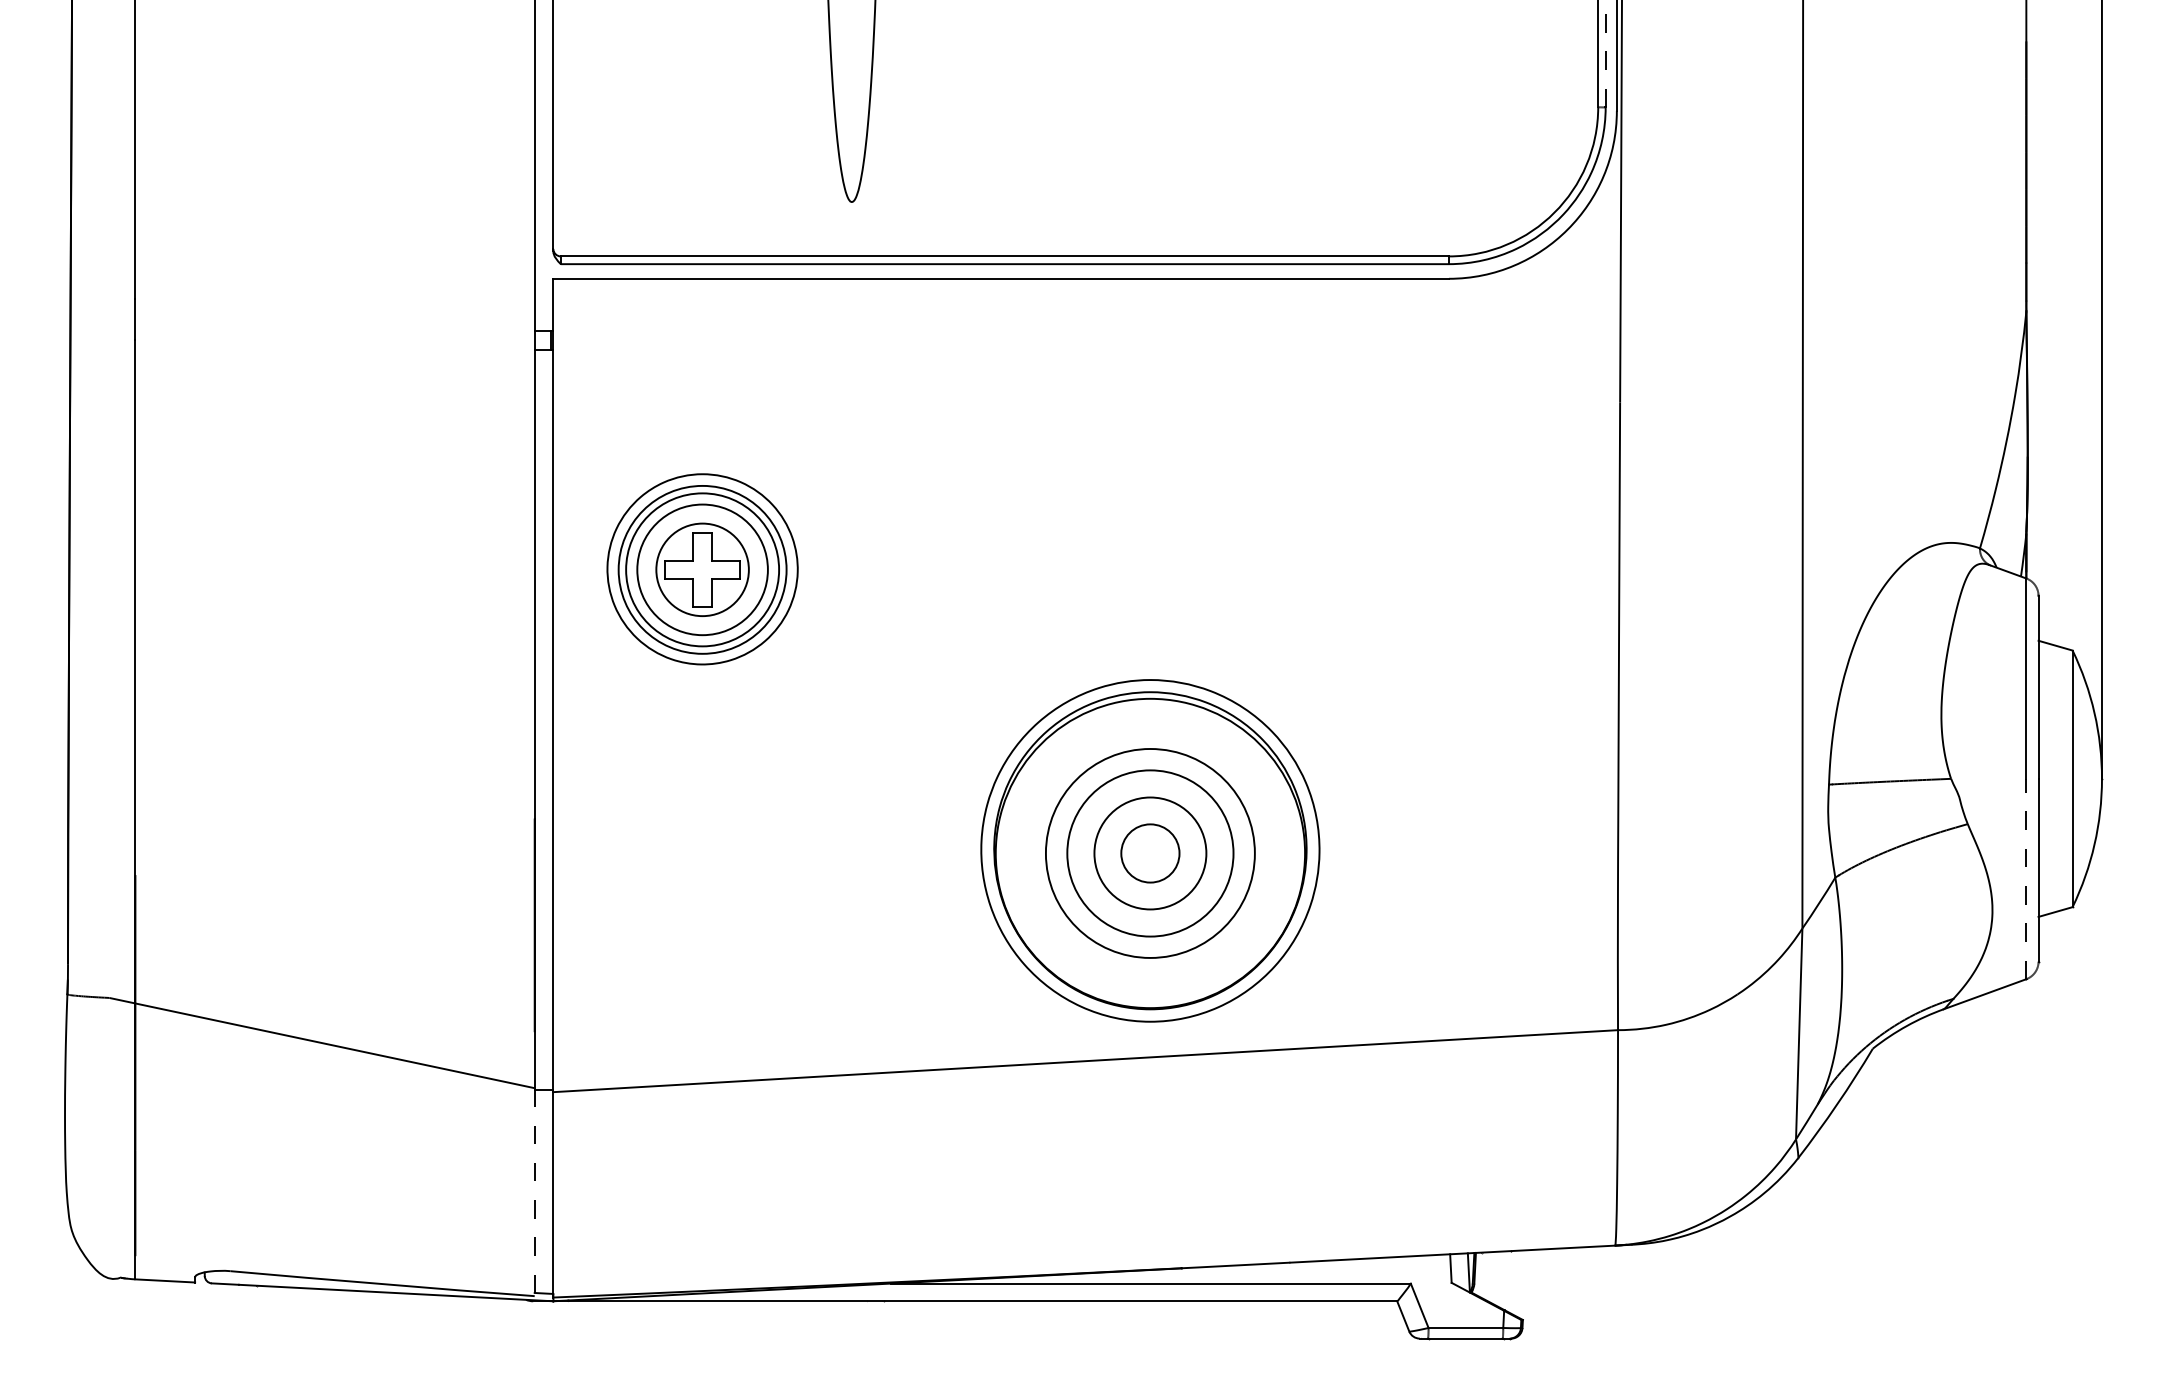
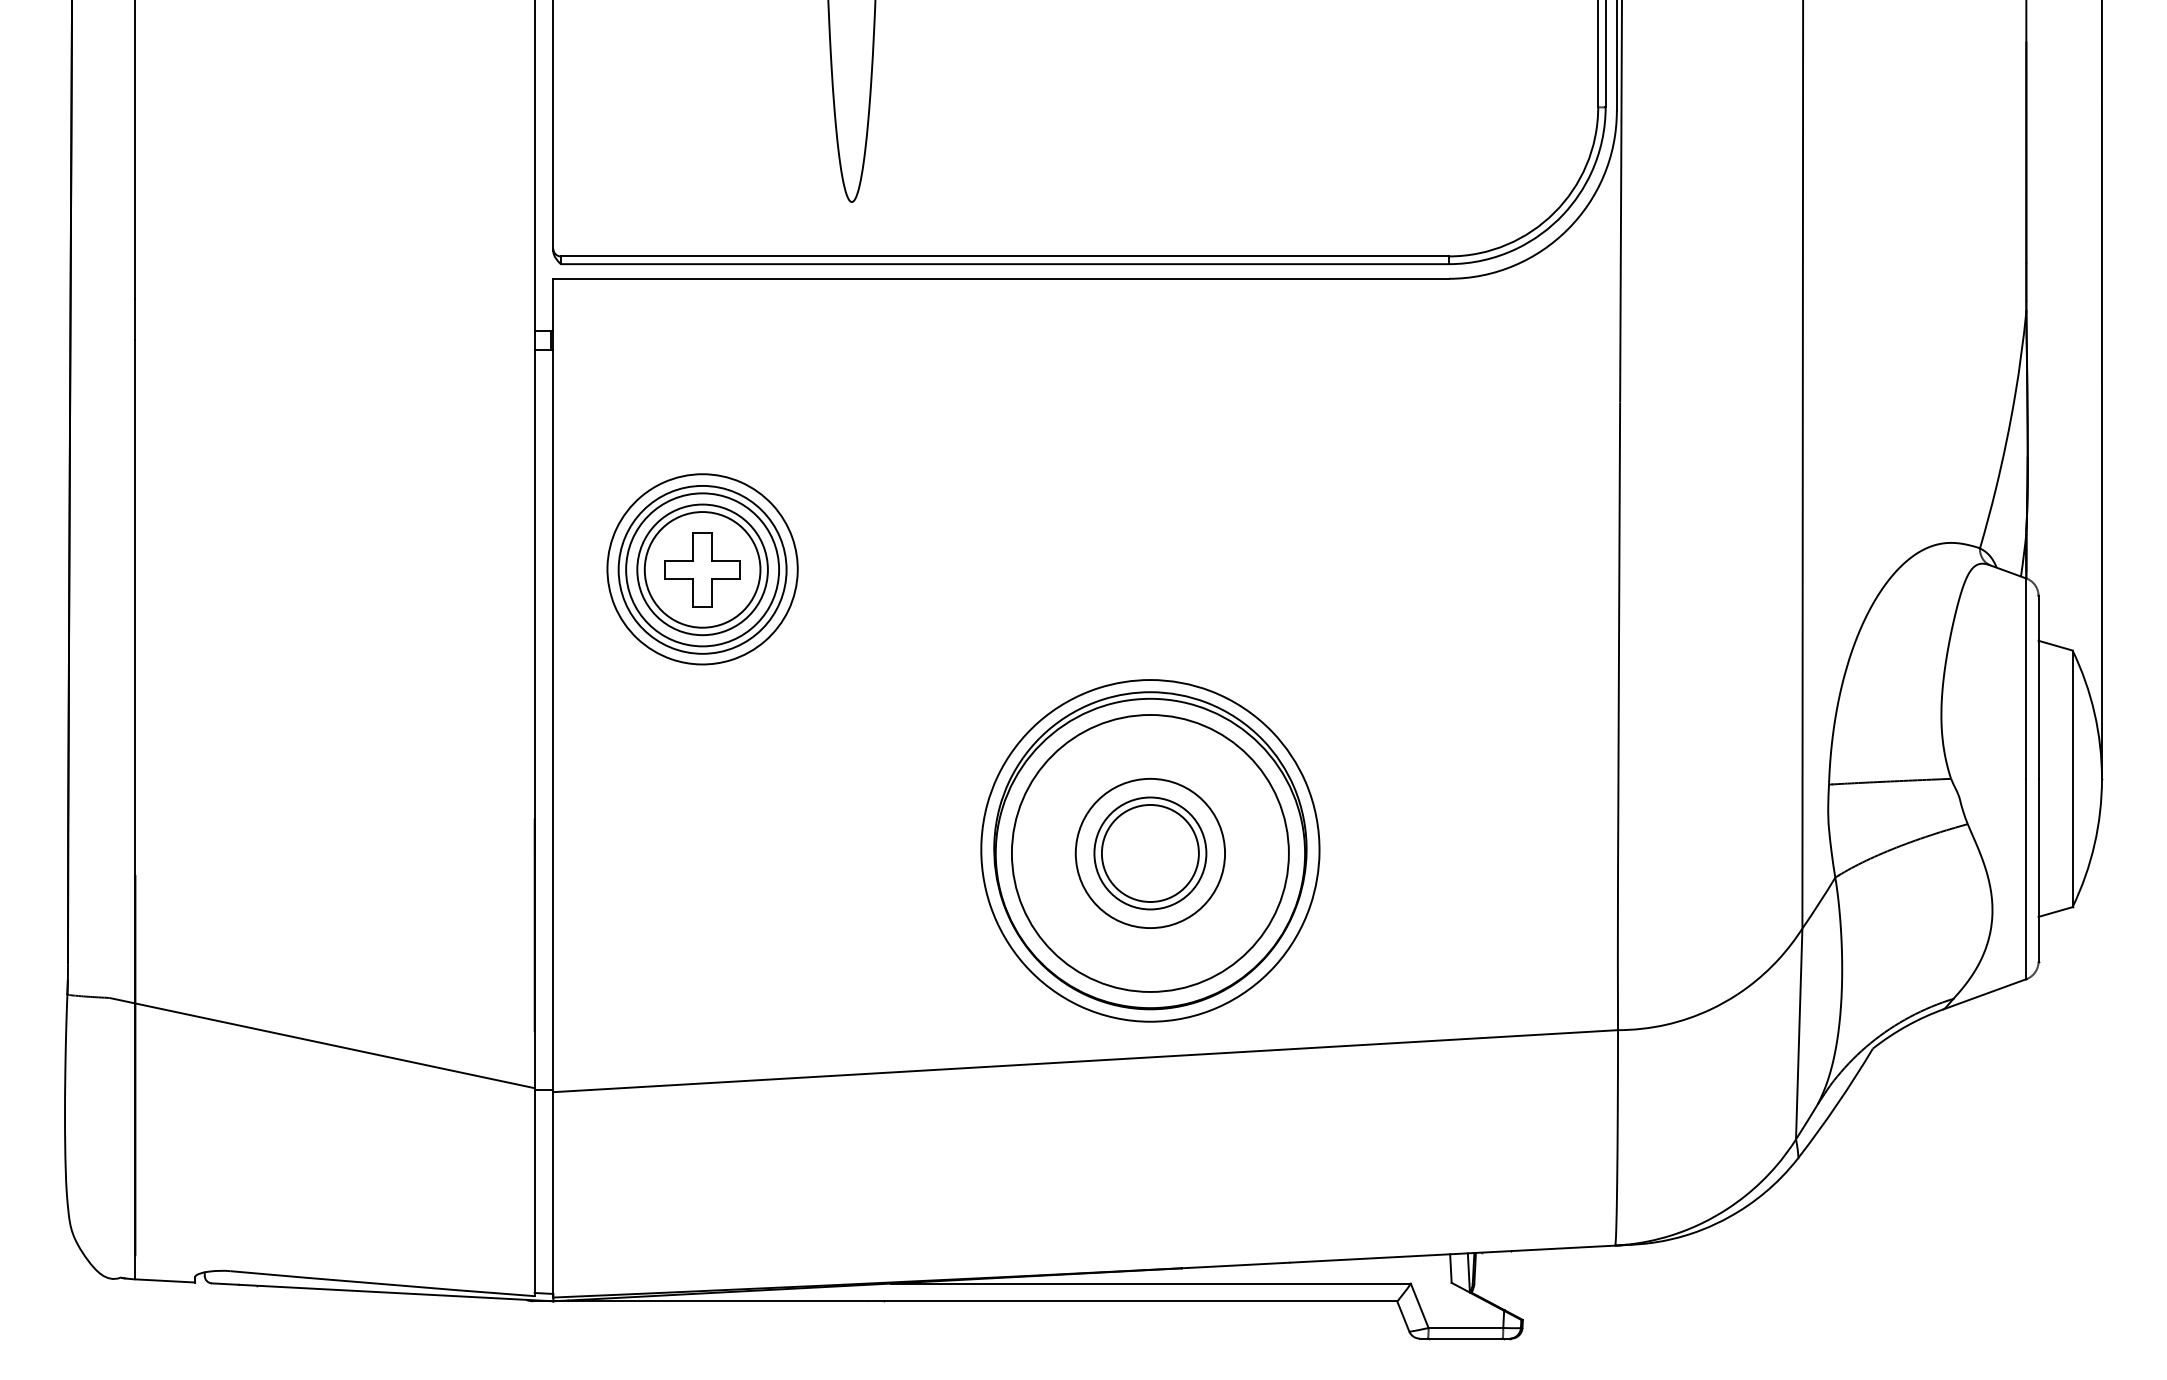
line: dashed -> solid (1605, 53)
circle diameter: 93 px -> 116 px (702, 569)
circle diameter: 209 px -> 149 px (1150, 853)
circle diameter: 166 px -> 277 px (1149, 852)
circle diameter: 58 px -> 97 px (1149, 852)
line: dashed -> solid (2026, 878)
line: dashed -> solid (534, 1192)
